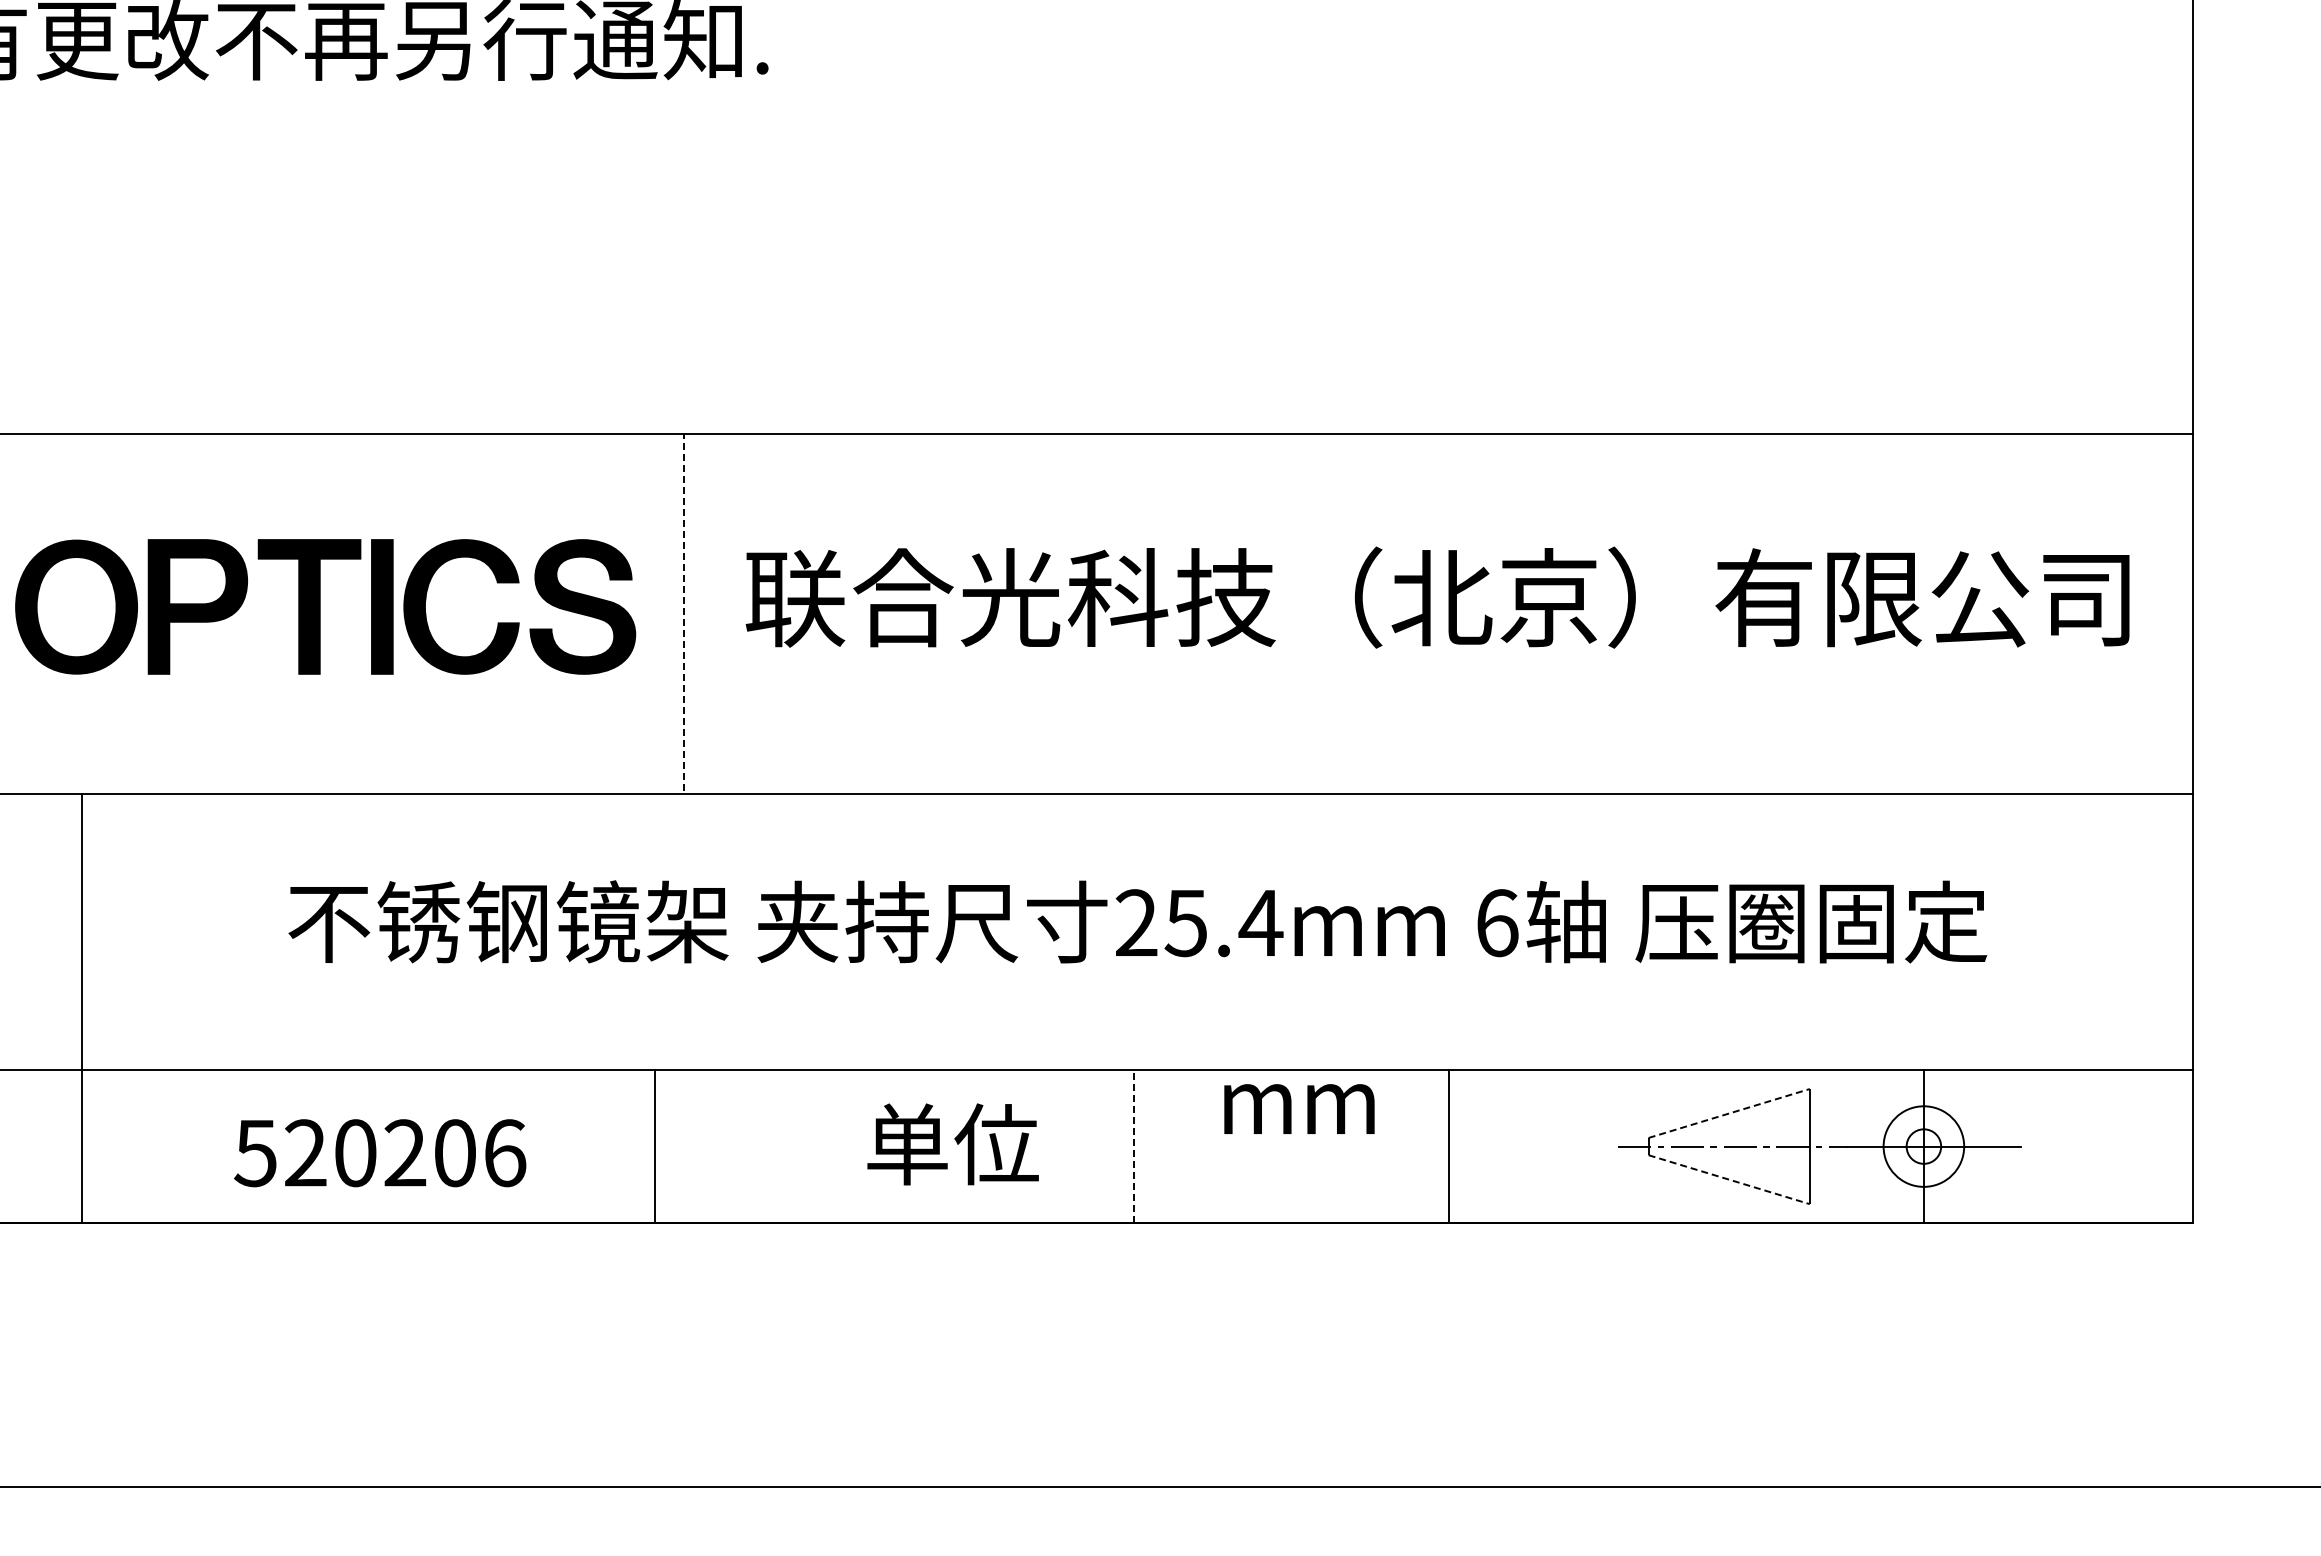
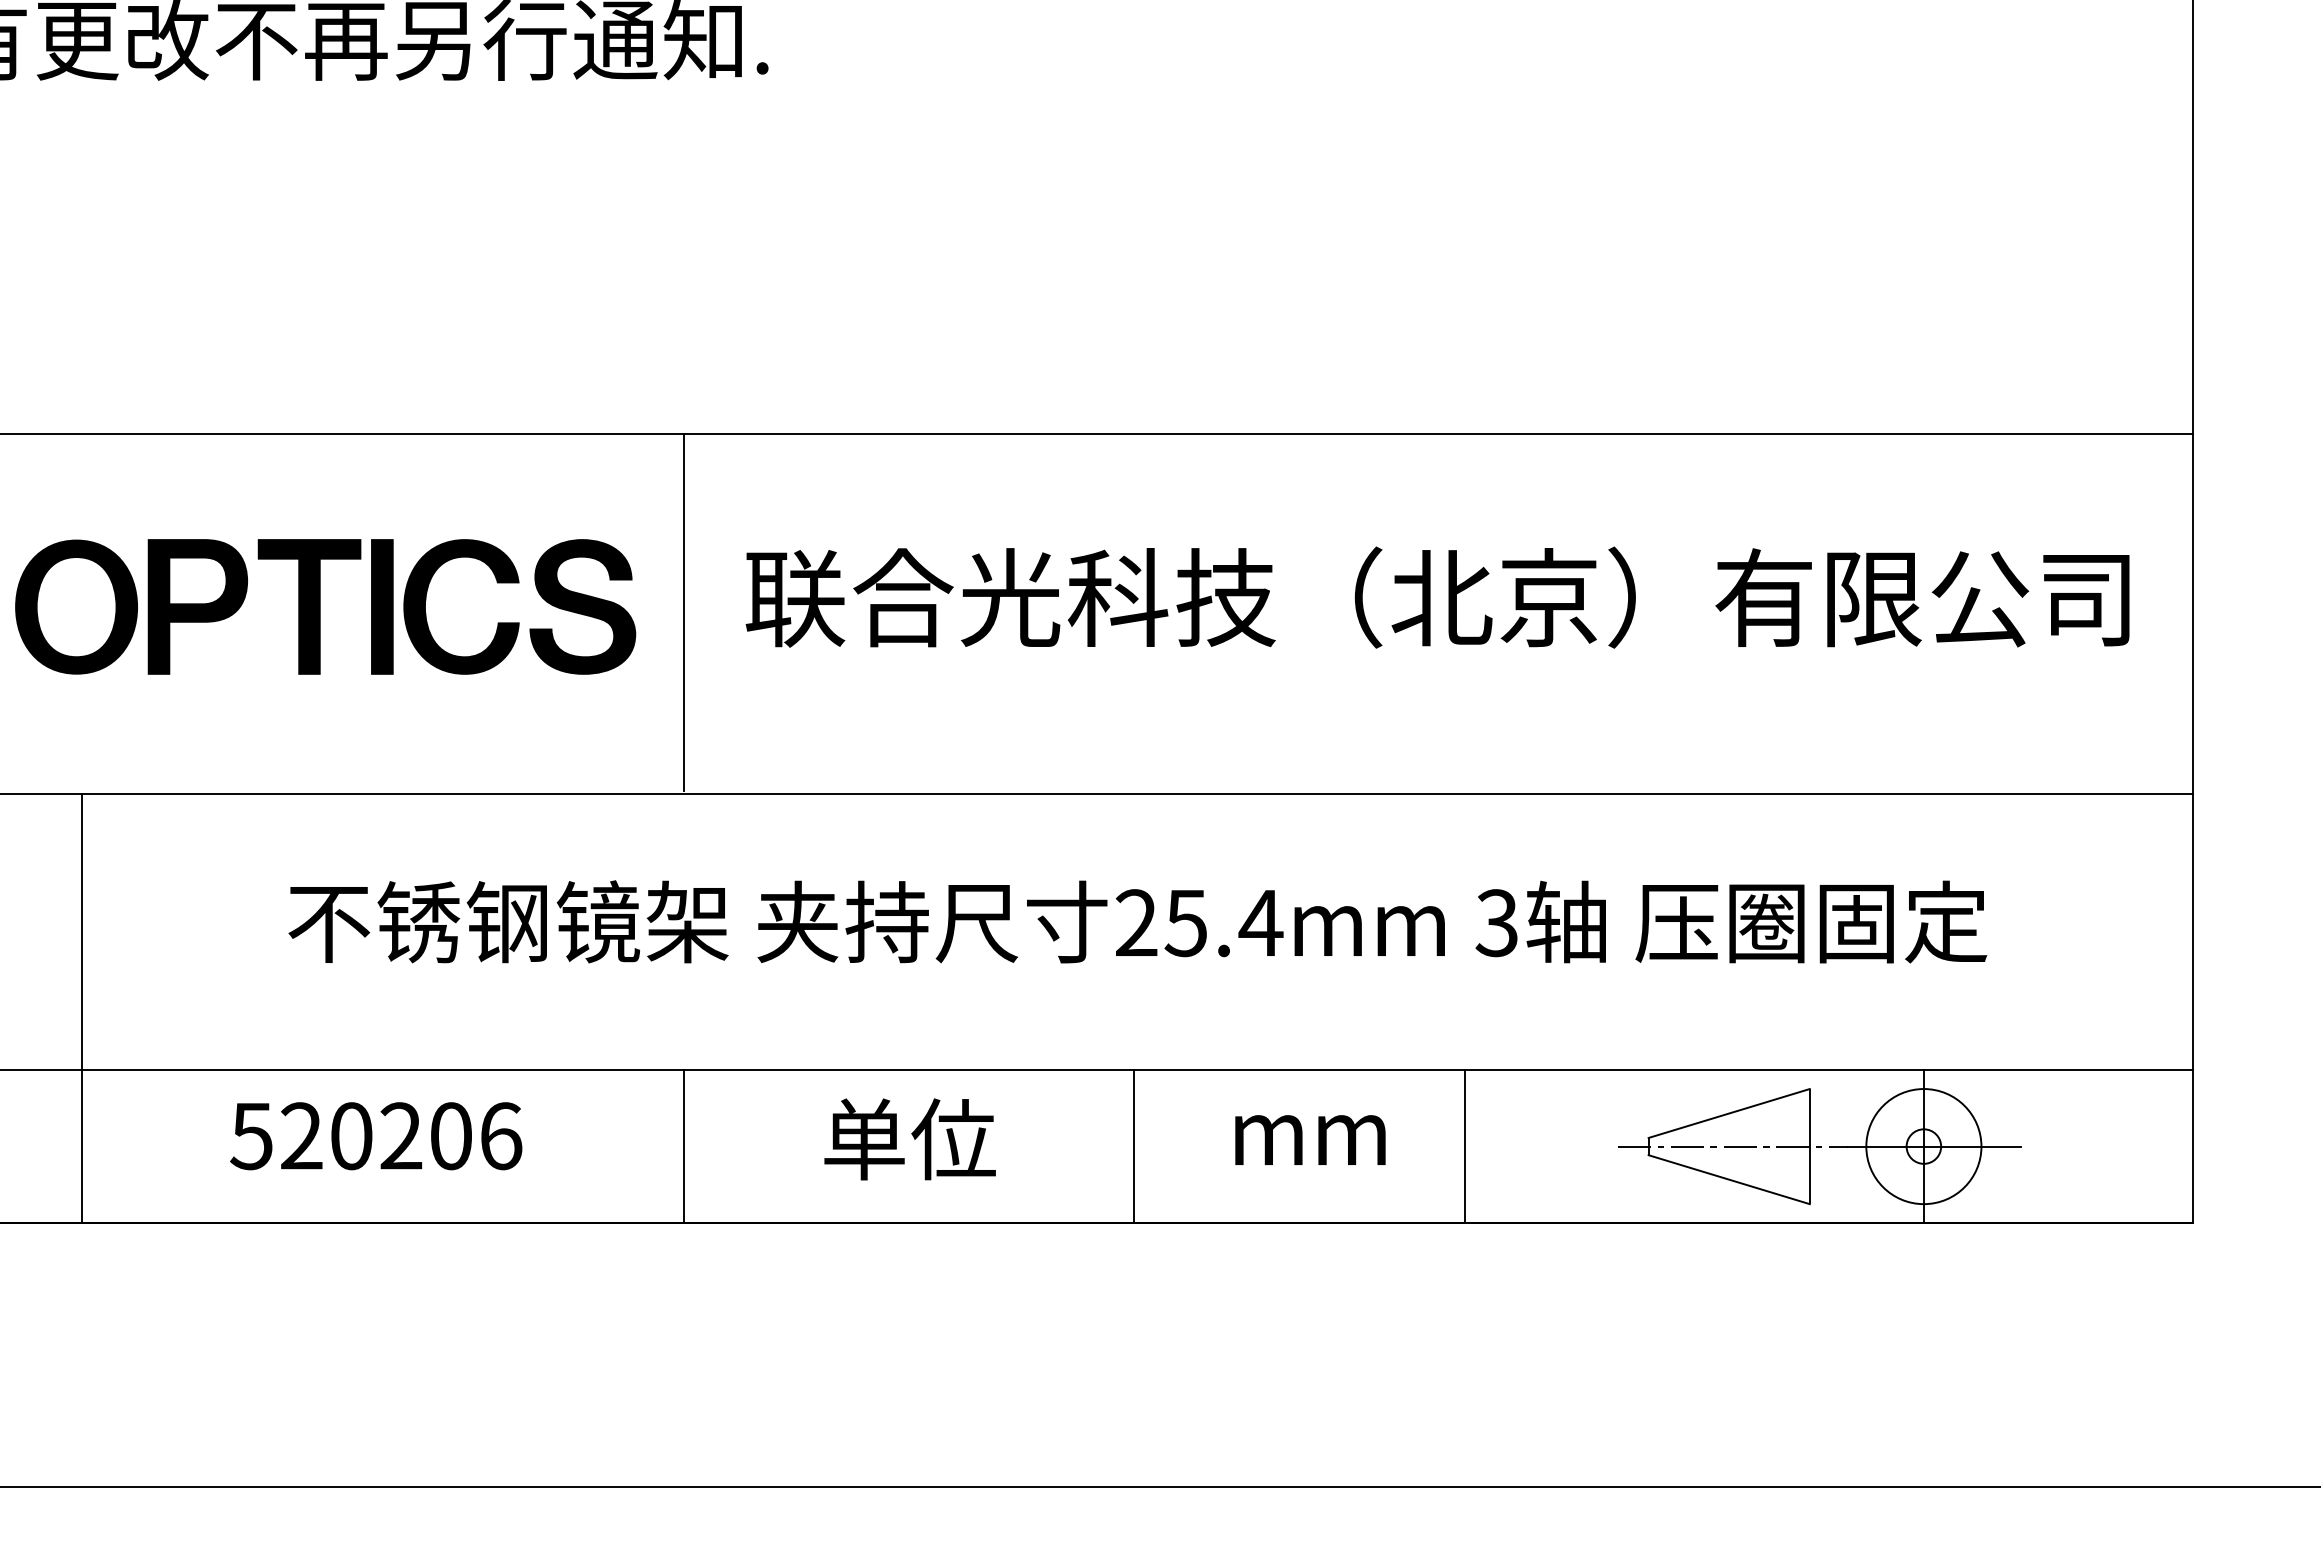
line: dashed -> solid (684, 612)
text: 6 -> 3 (1496, 923)
text position: (1299, 1108) -> (1310, 1139) (1310, 1139)
line: dashed -> solid (1729, 1113)
text position: (952, 1144) -> (909, 1139) (909, 1139)
line position: (655, 1146) -> (684, 1146) (684, 1146)
line: dashed -> solid (1134, 1146)
line position: (1448, 1146) -> (1464, 1146) (1464, 1146)
circle diameter: 81 px -> 115 px (1923, 1146)
text position: (380, 1153) -> (376, 1136) (376, 1136)
line: dashed -> solid (1729, 1179)
